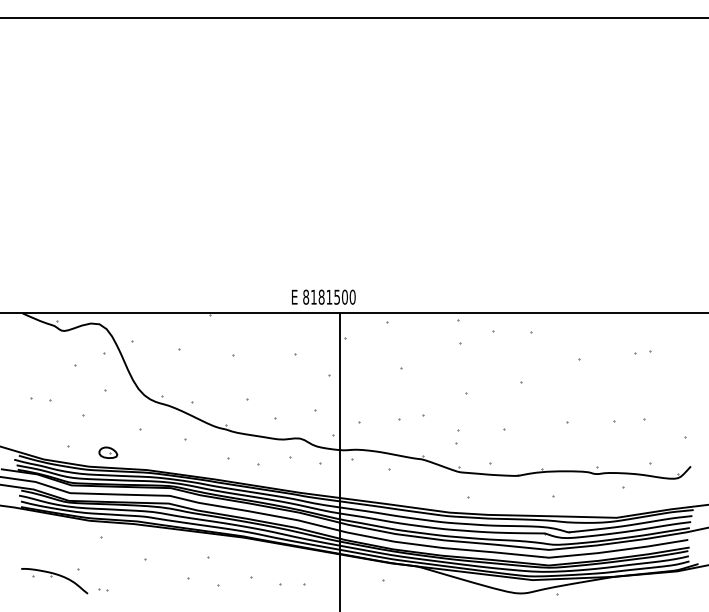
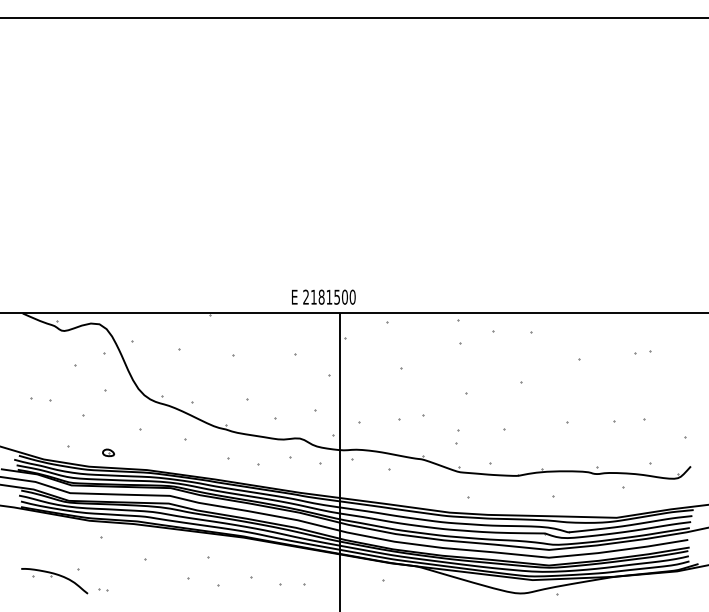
text: 8181500 -> 2181500 (306, 296)
part size: 21x13 px -> 14x10 px (108, 452)
